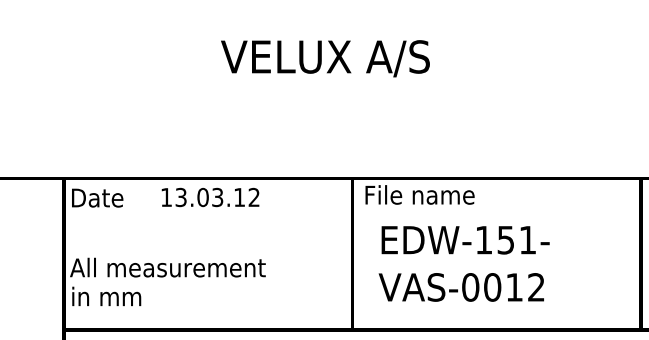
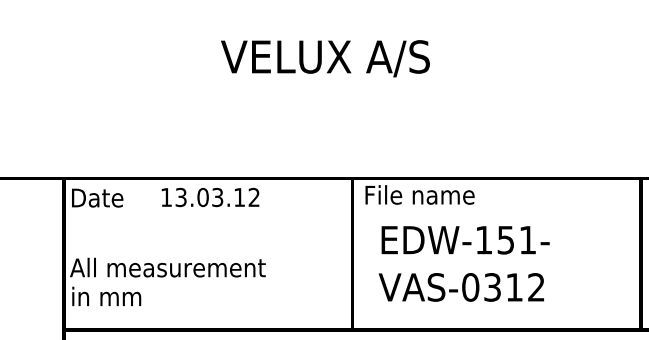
text: VAS-0012 -> VAS-0312 (492, 287)
